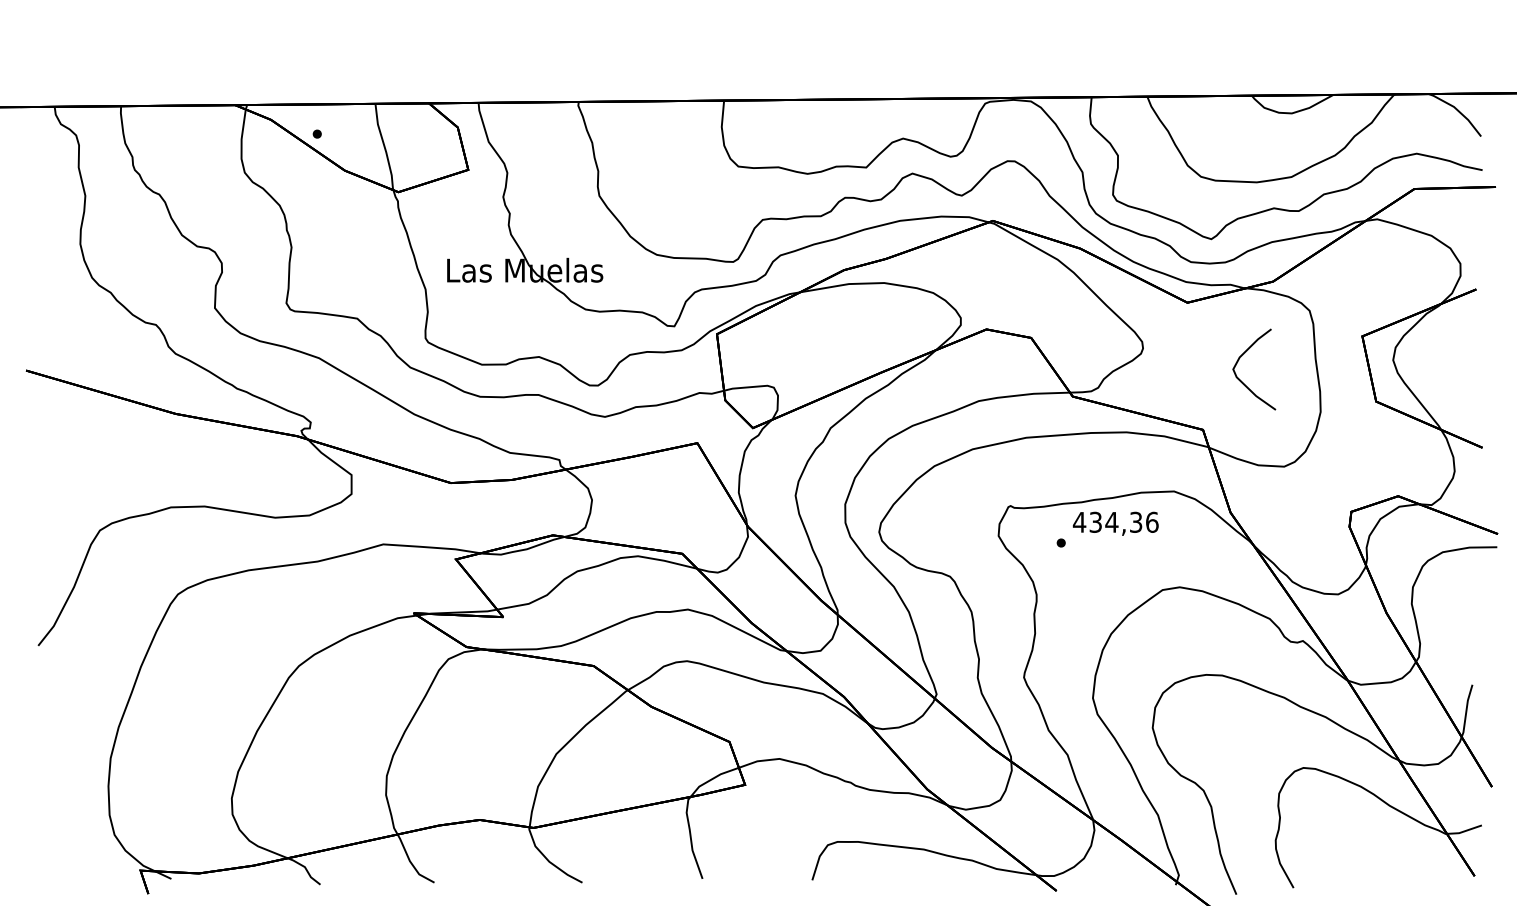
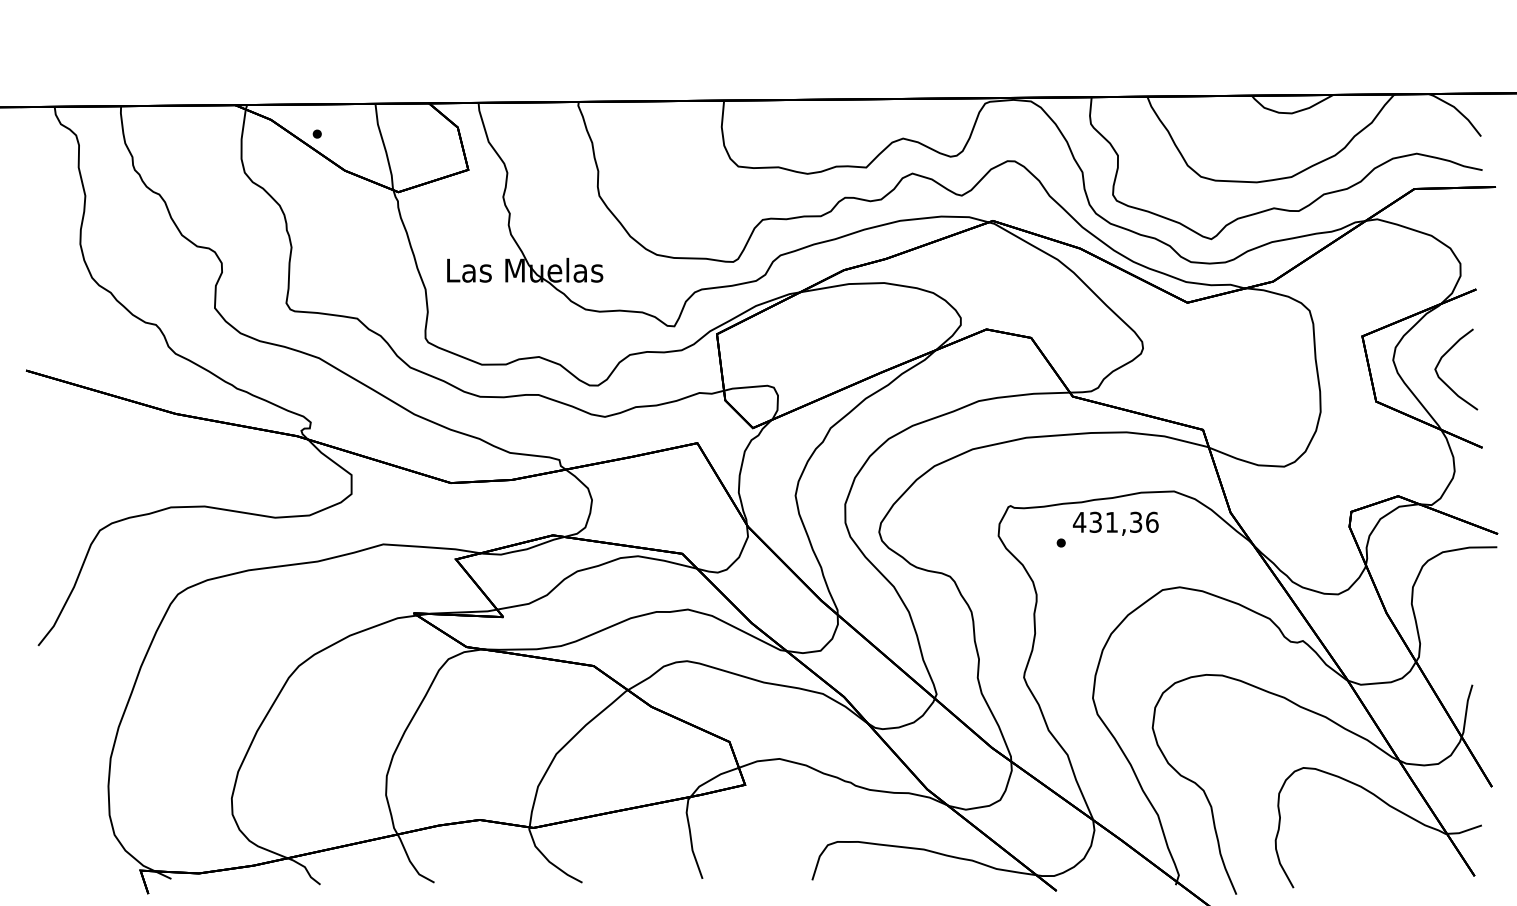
curve position: (1242, 381) -> (1444, 381) (1444, 381)
text: 434,36 -> 431,36 (1111, 522)
